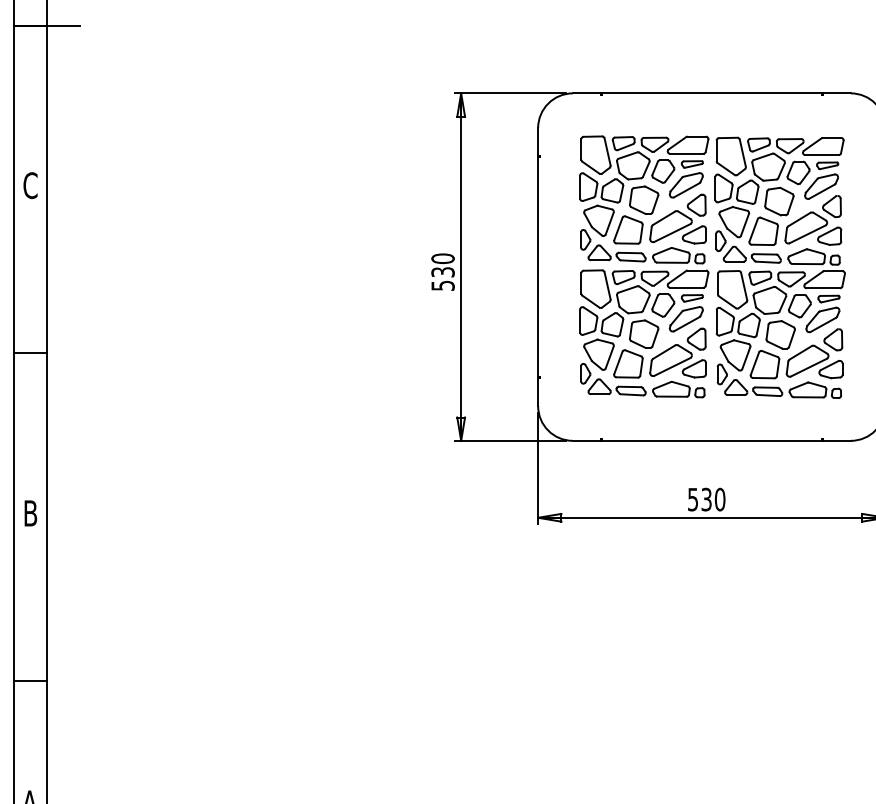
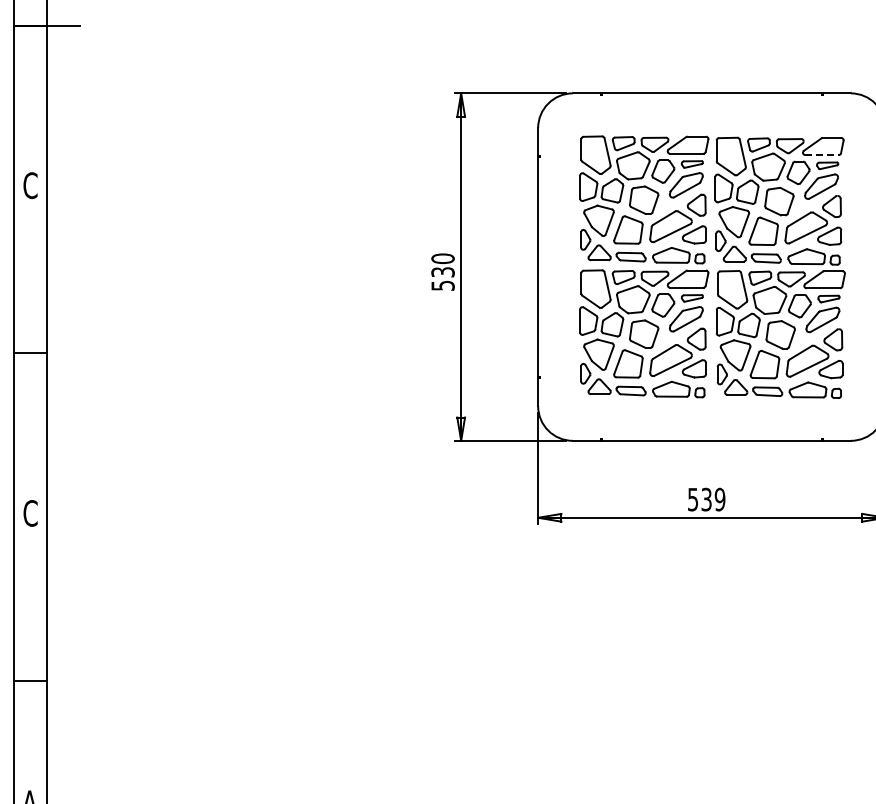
line: solid -> dashed (822, 155)
text: 530 -> 539 (719, 499)
text: B -> C (30, 513)
